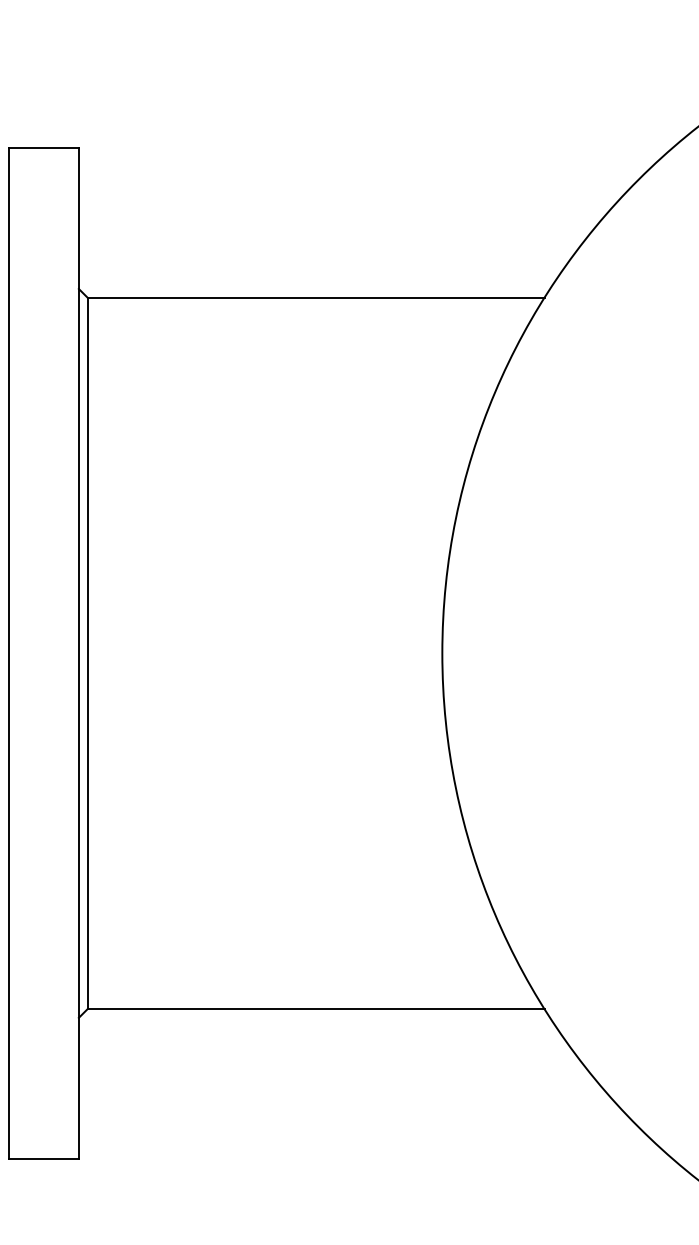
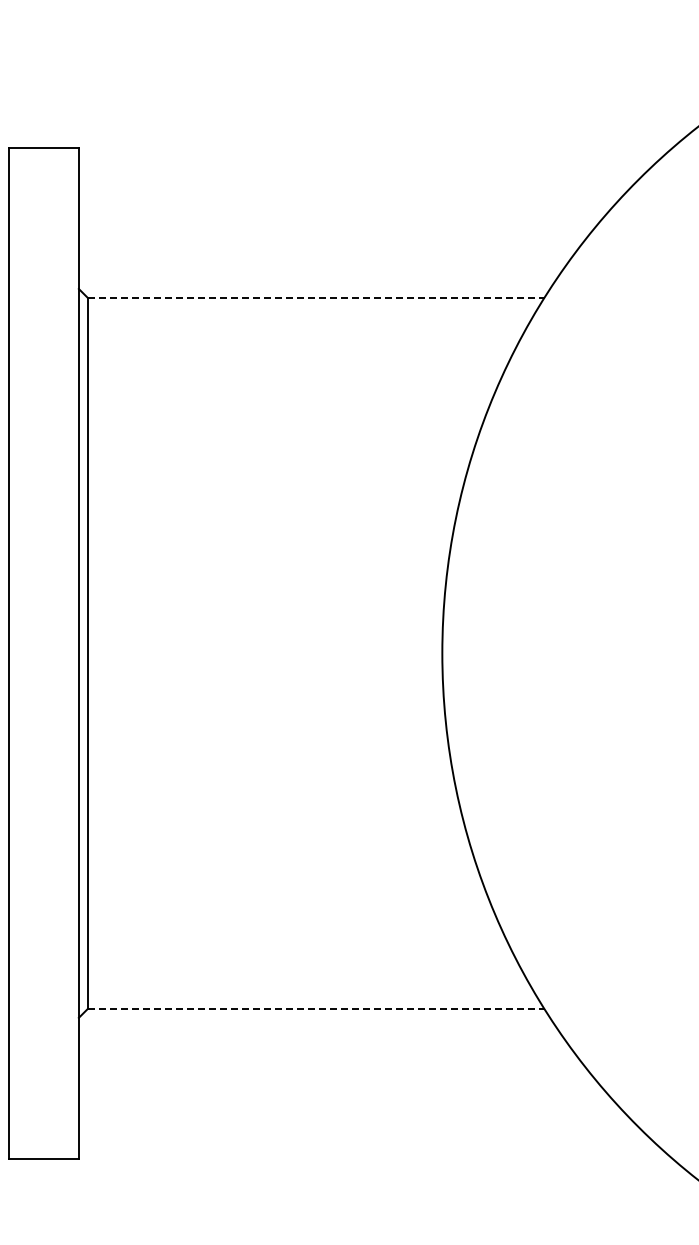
line: solid -> dashed (316, 297)
line: solid -> dashed (316, 1009)
